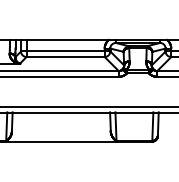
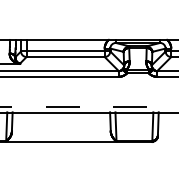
line: solid -> dashed (89, 107)
